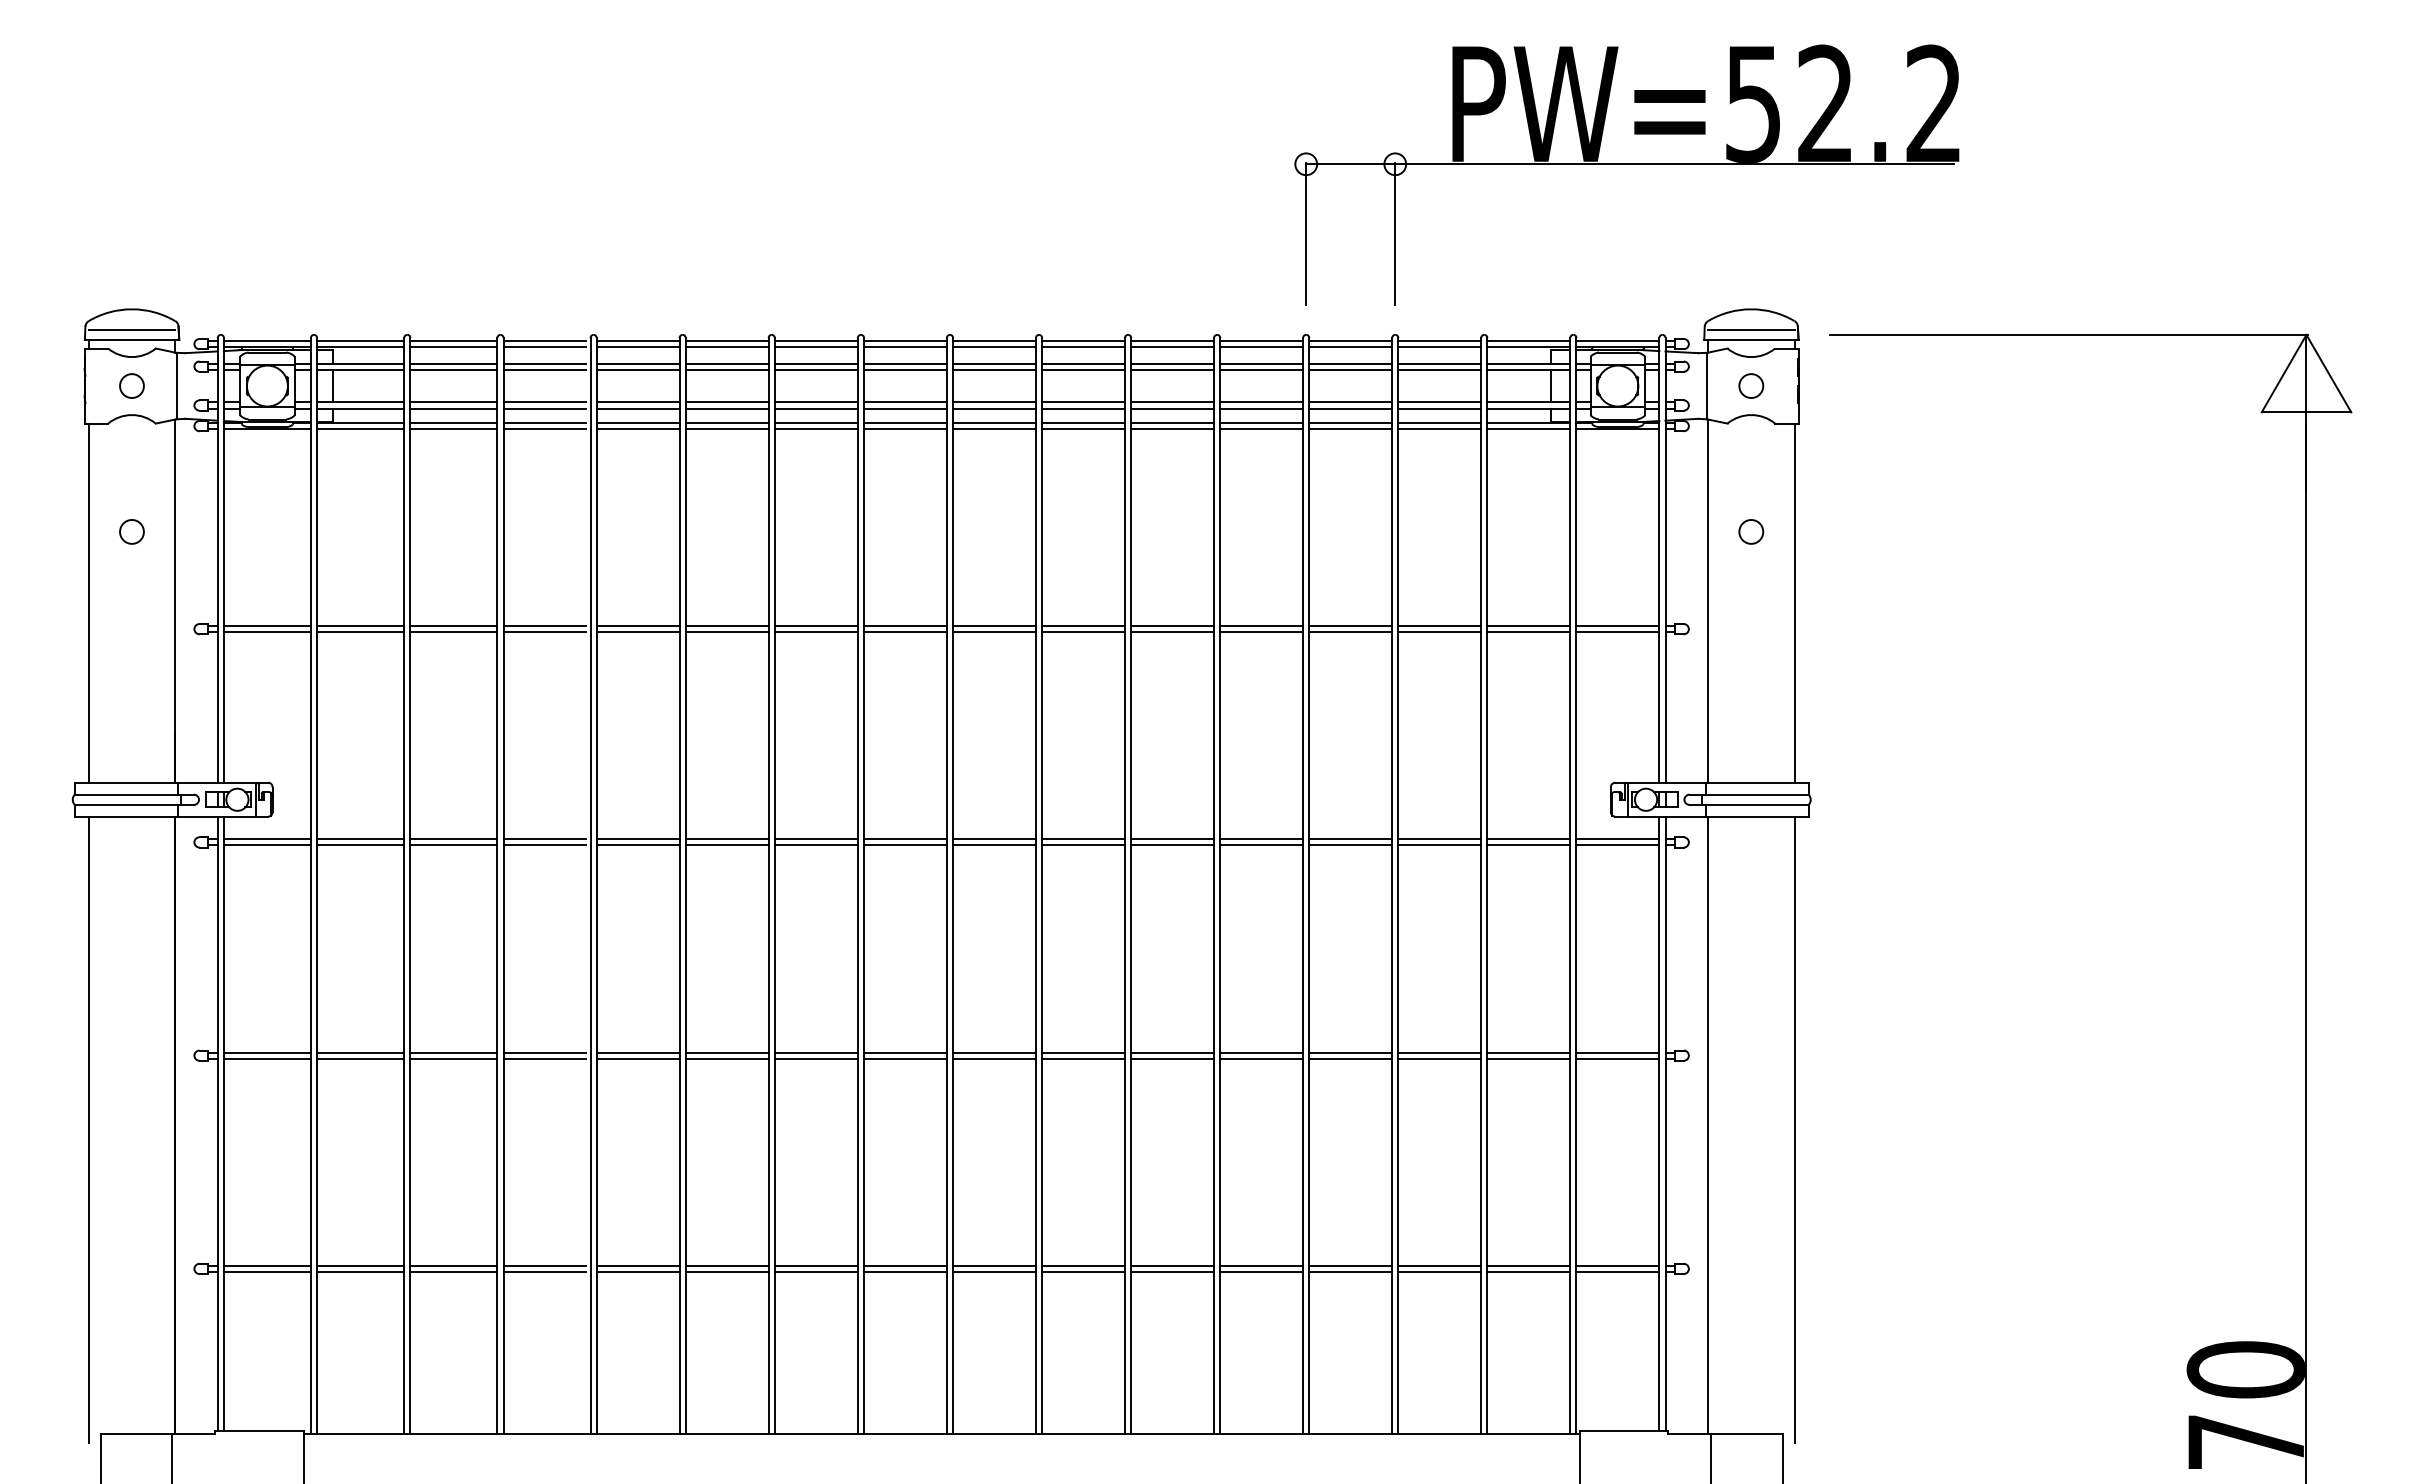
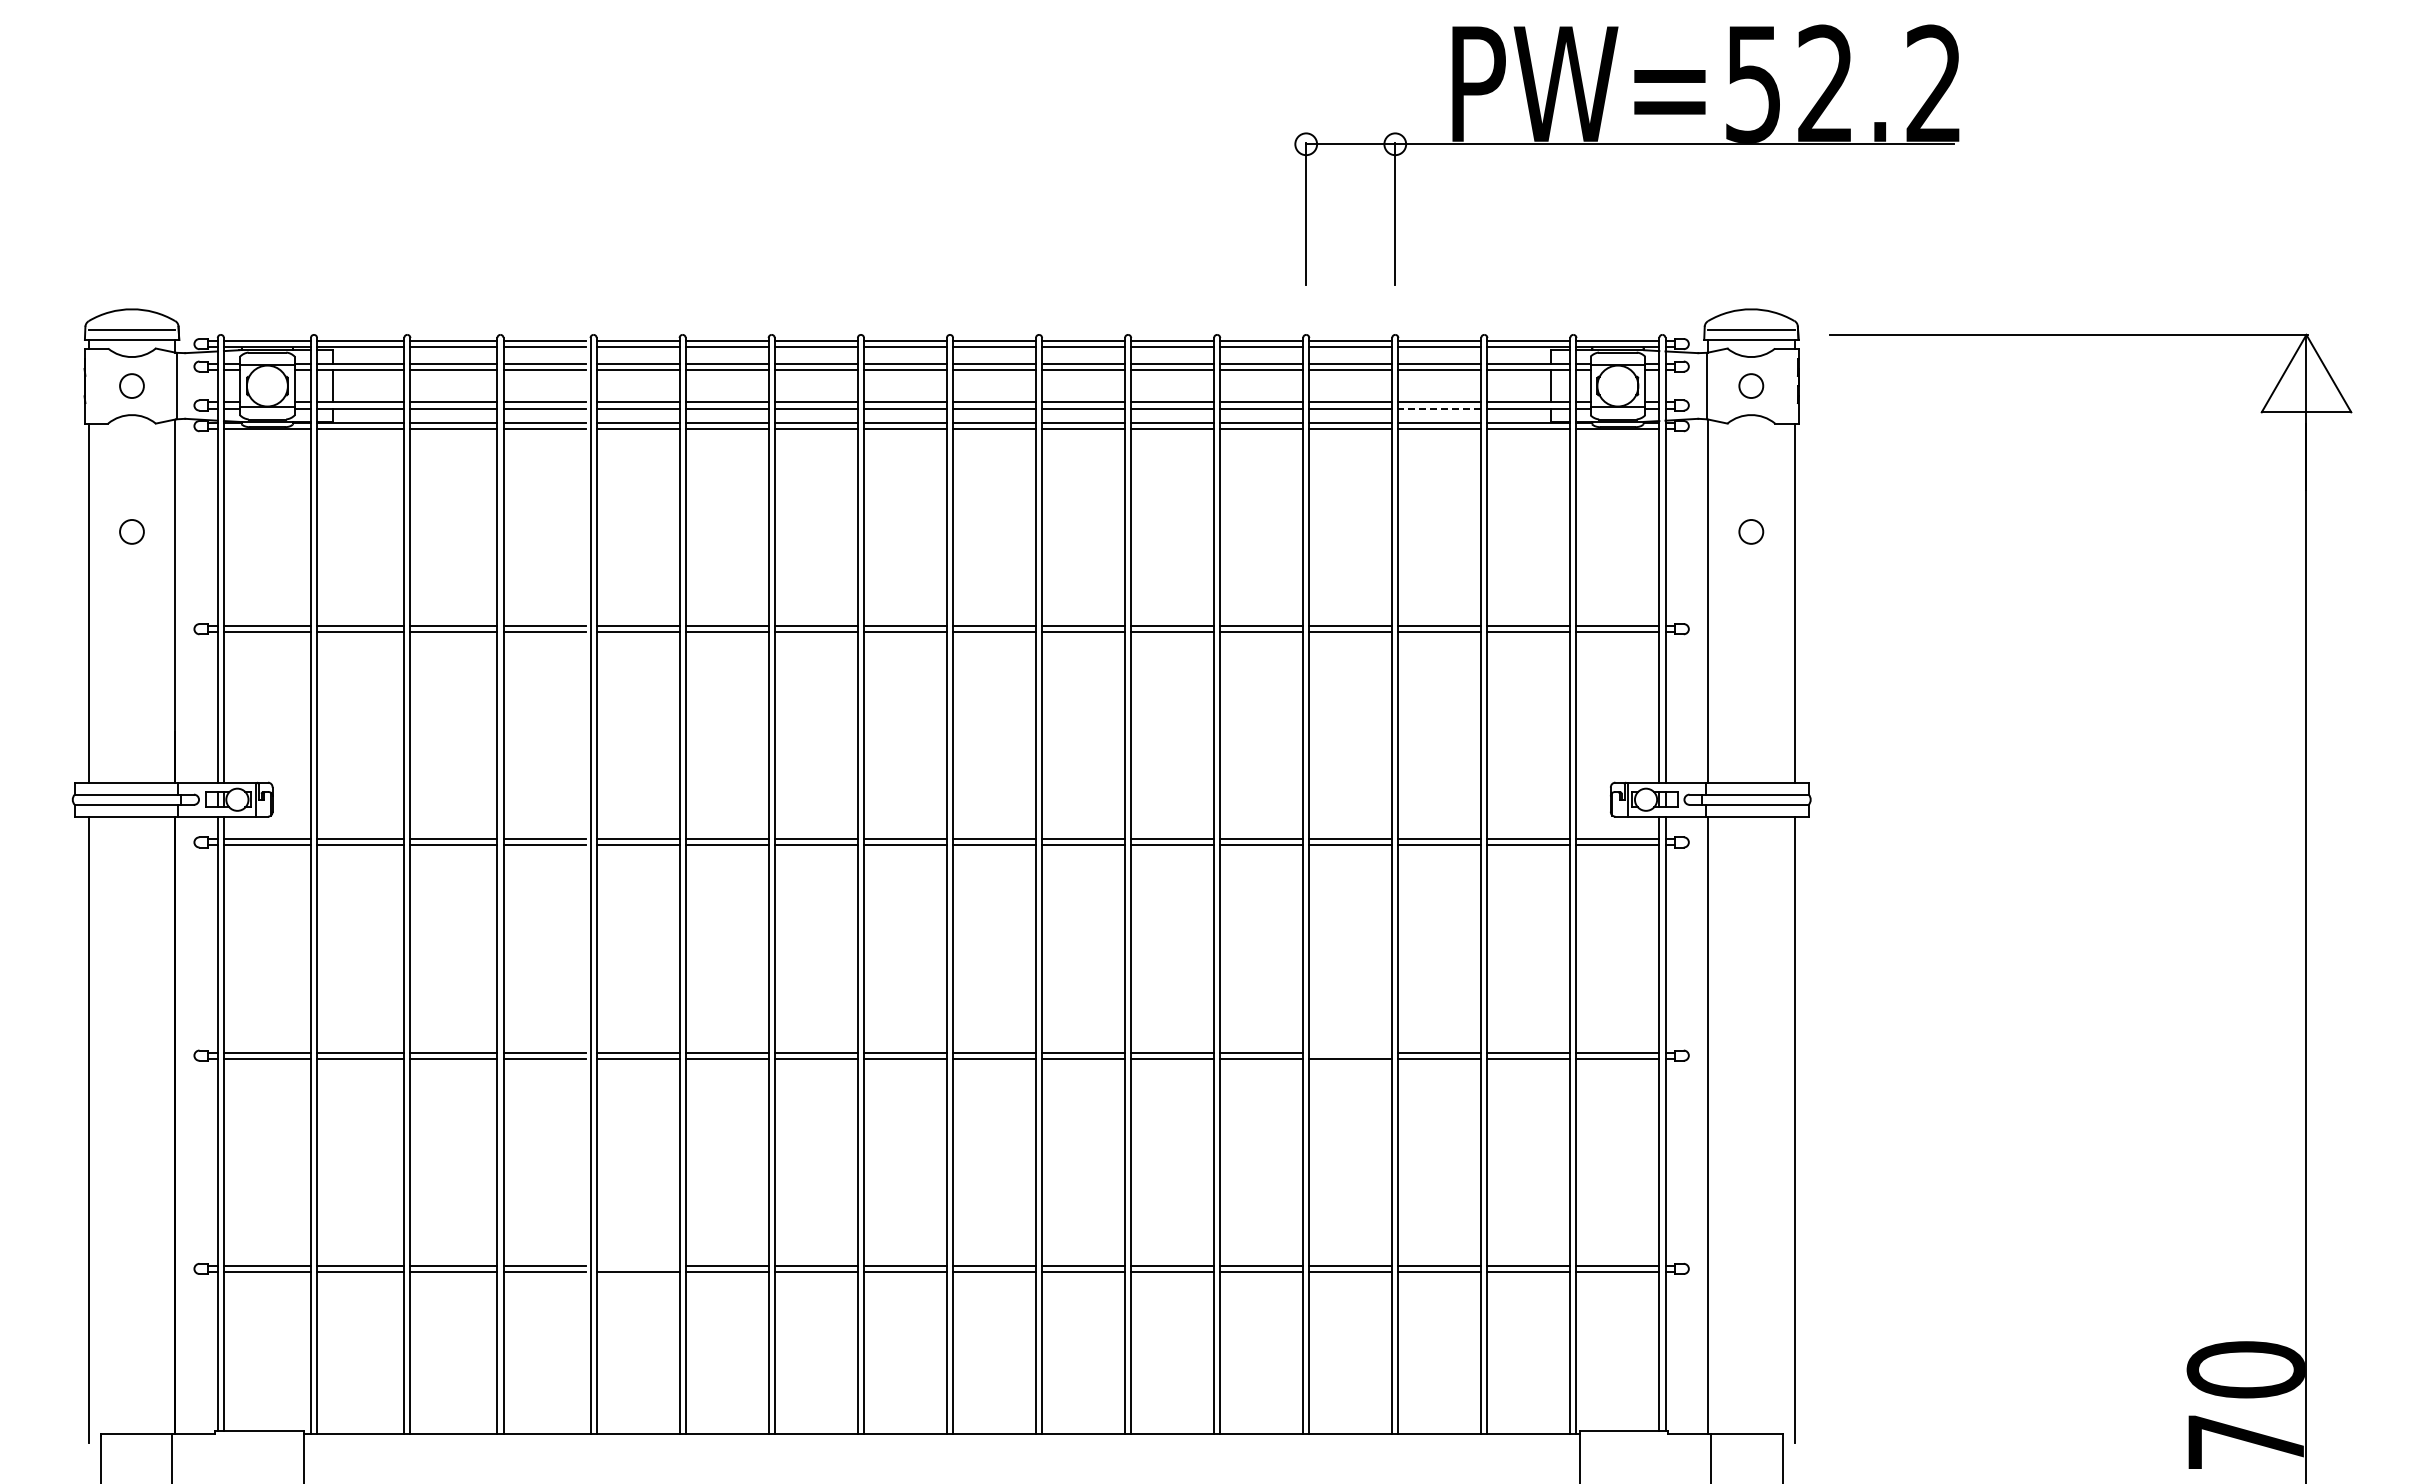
part position: (1626, 164) -> (1626, 144) (1626, 144)
line: solid -> dashed (1439, 408)
line: present -> none (1350, 1052)
line: present -> none (637, 1265)
